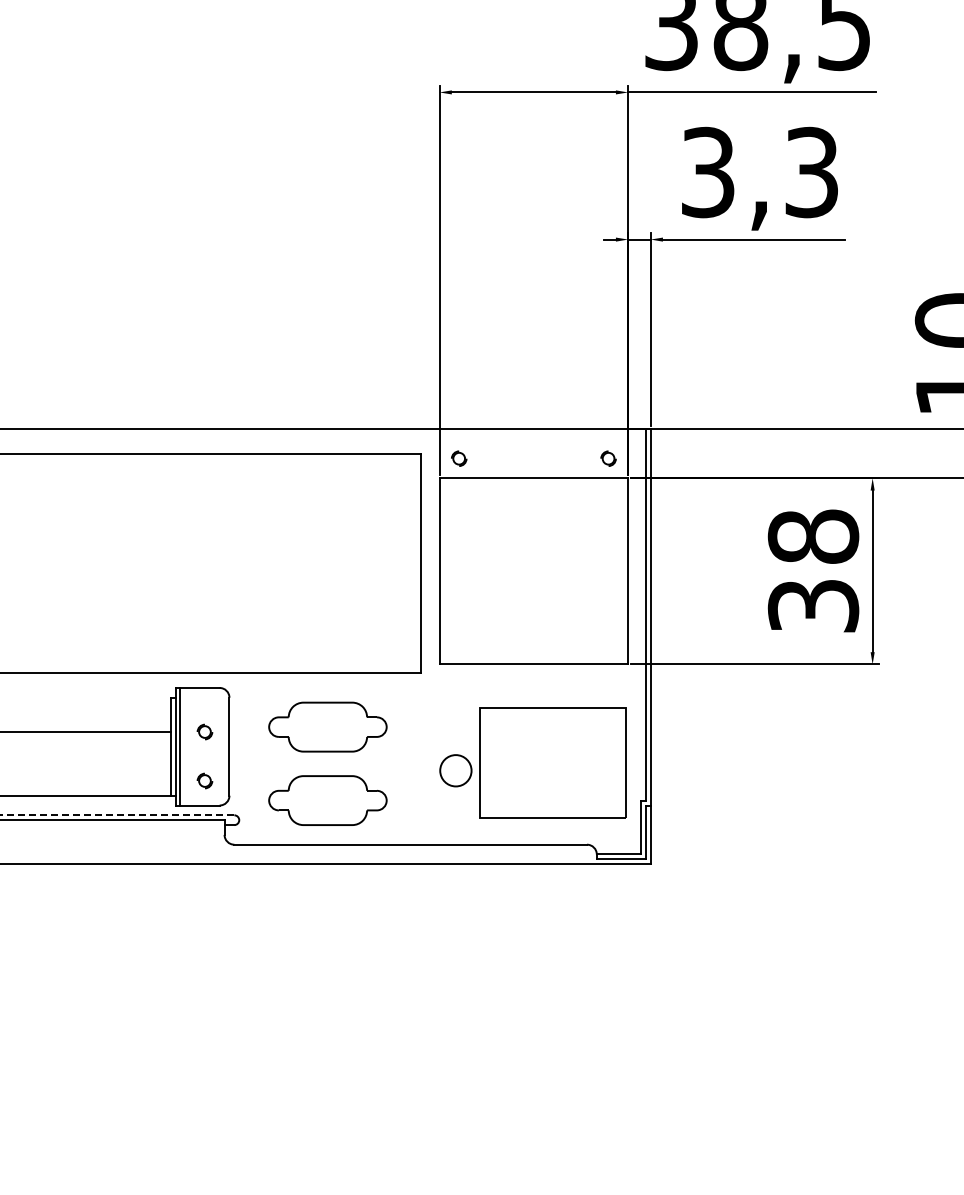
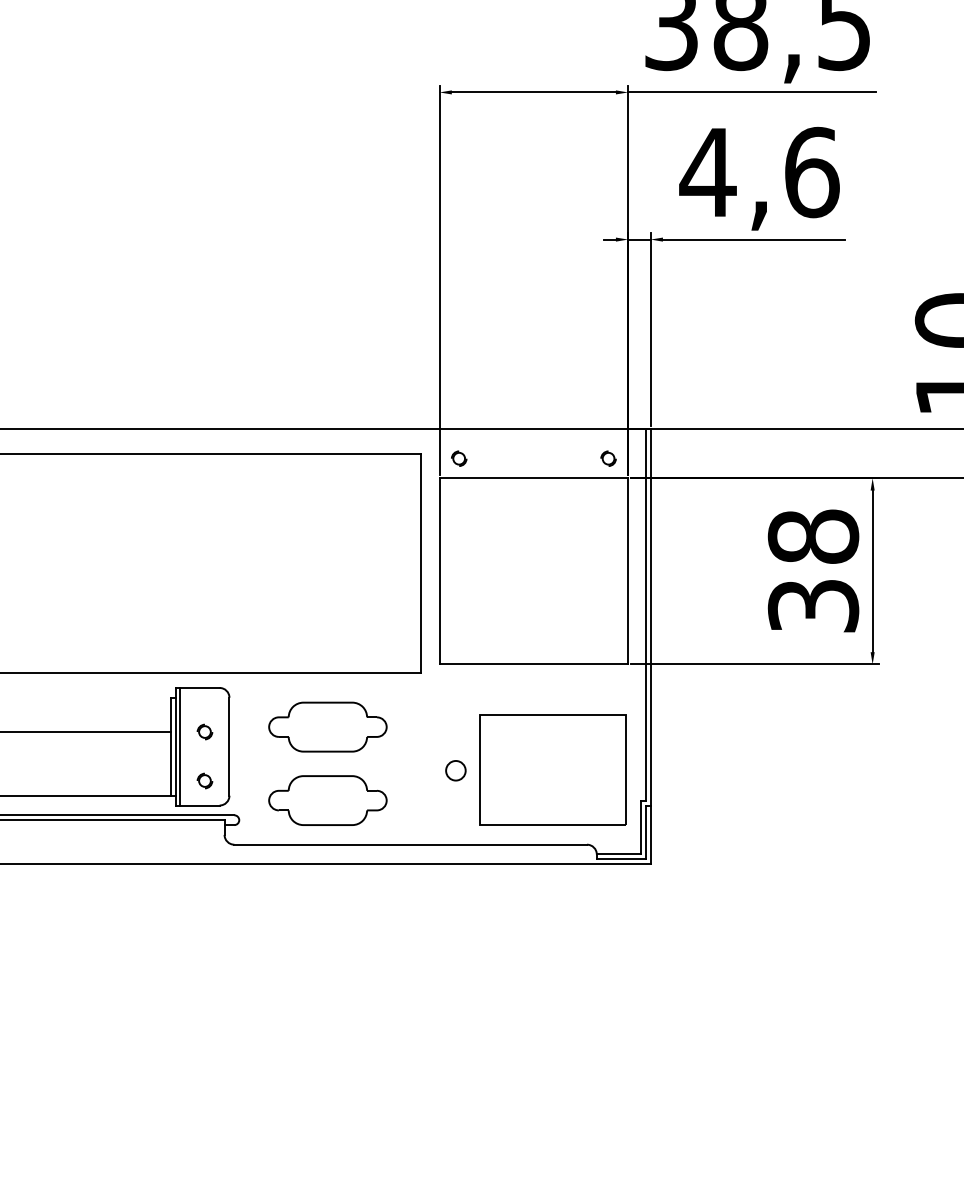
text: 3,3 -> 4,6 (759, 172)
part position: (552, 762) -> (552, 769) (552, 769)
circle diameter: 31 px -> 20 px (455, 770)
line: dashed -> solid (117, 815)
